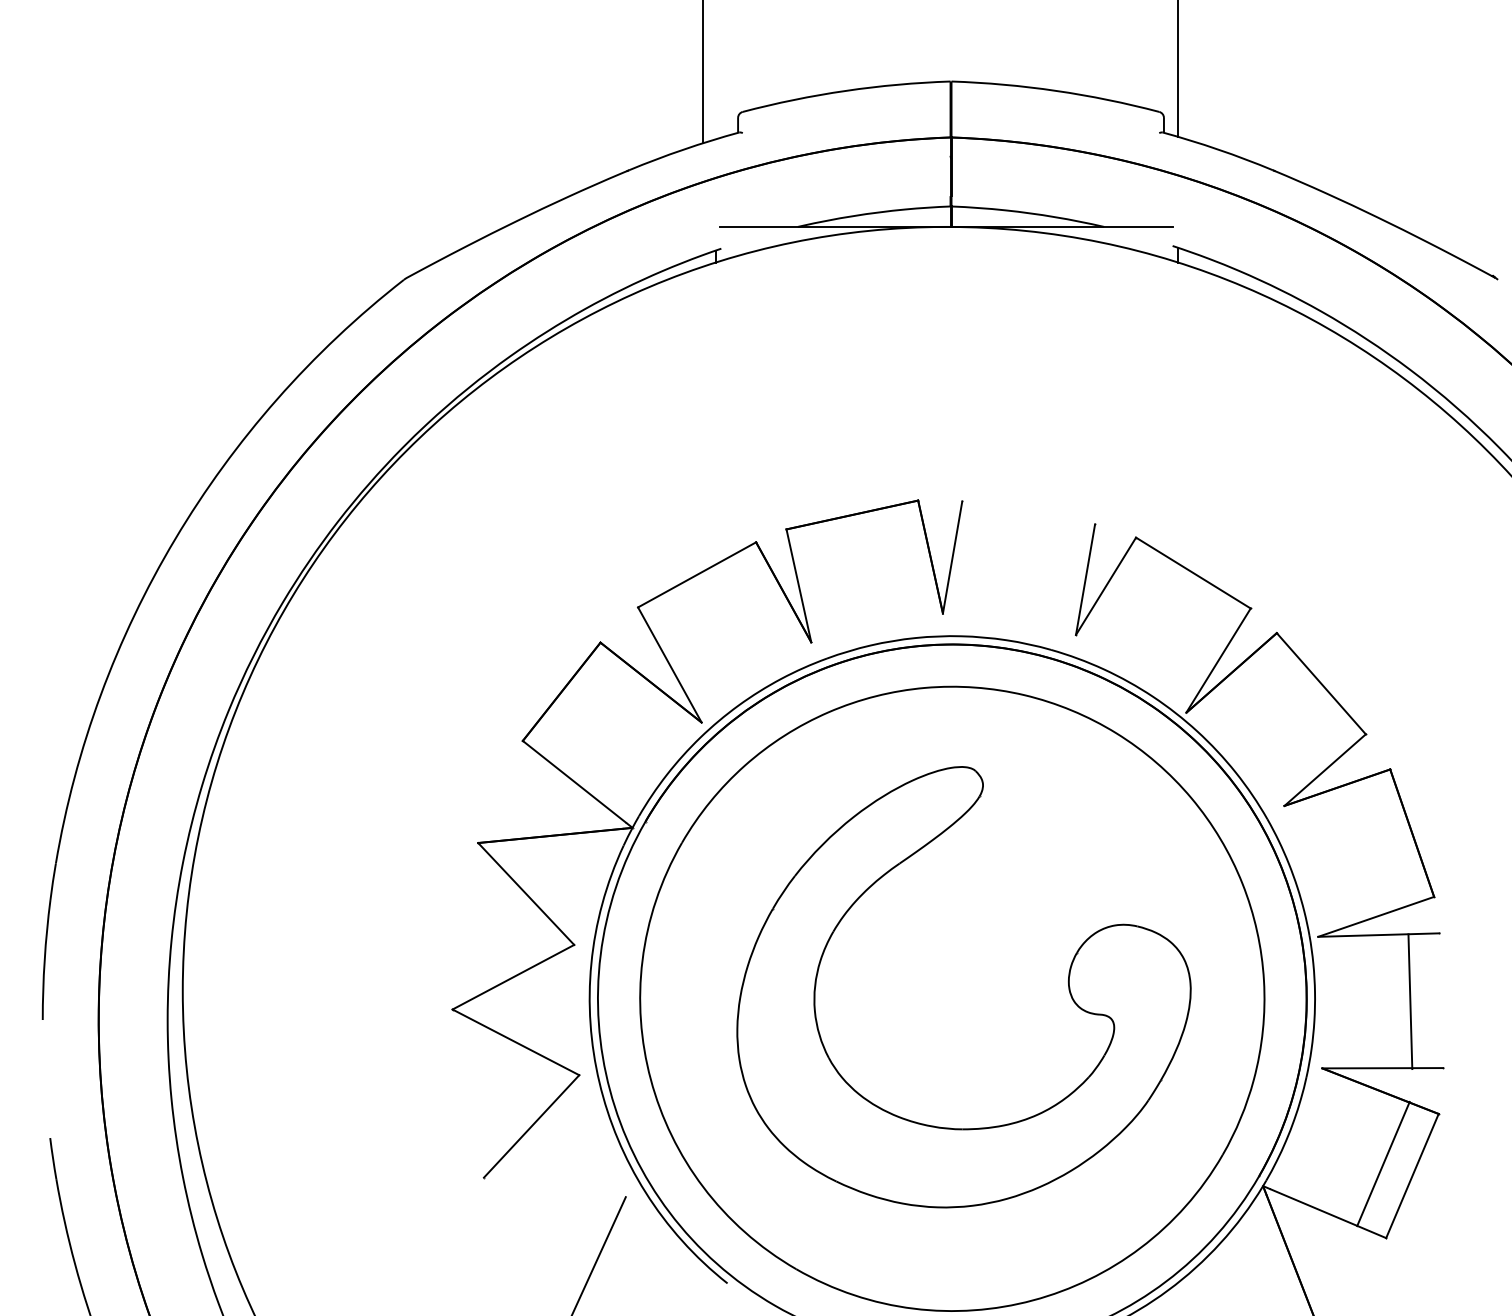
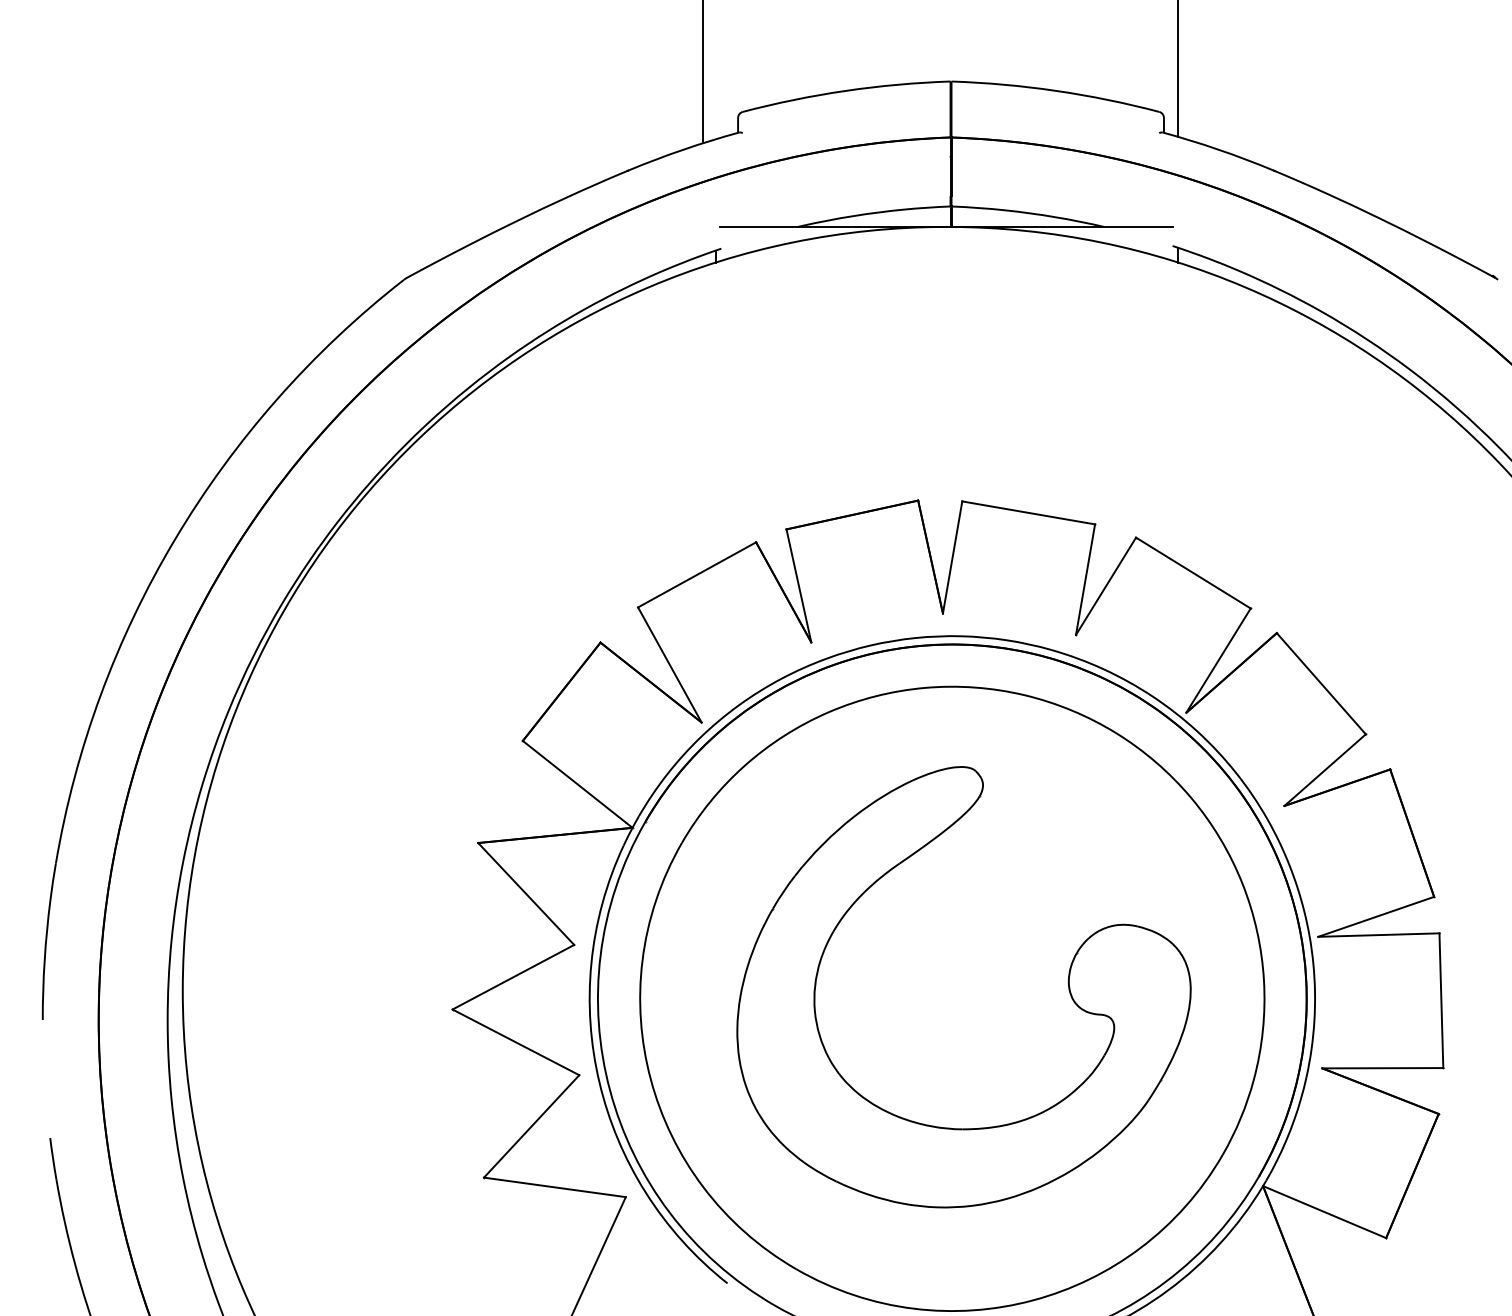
line: none -> present (1028, 512)
line position: (1410, 1001) -> (1441, 1000) (1441, 1000)
line position: (1383, 1163) -> (1412, 1175) (1412, 1175)
line: none -> present (554, 1187)
